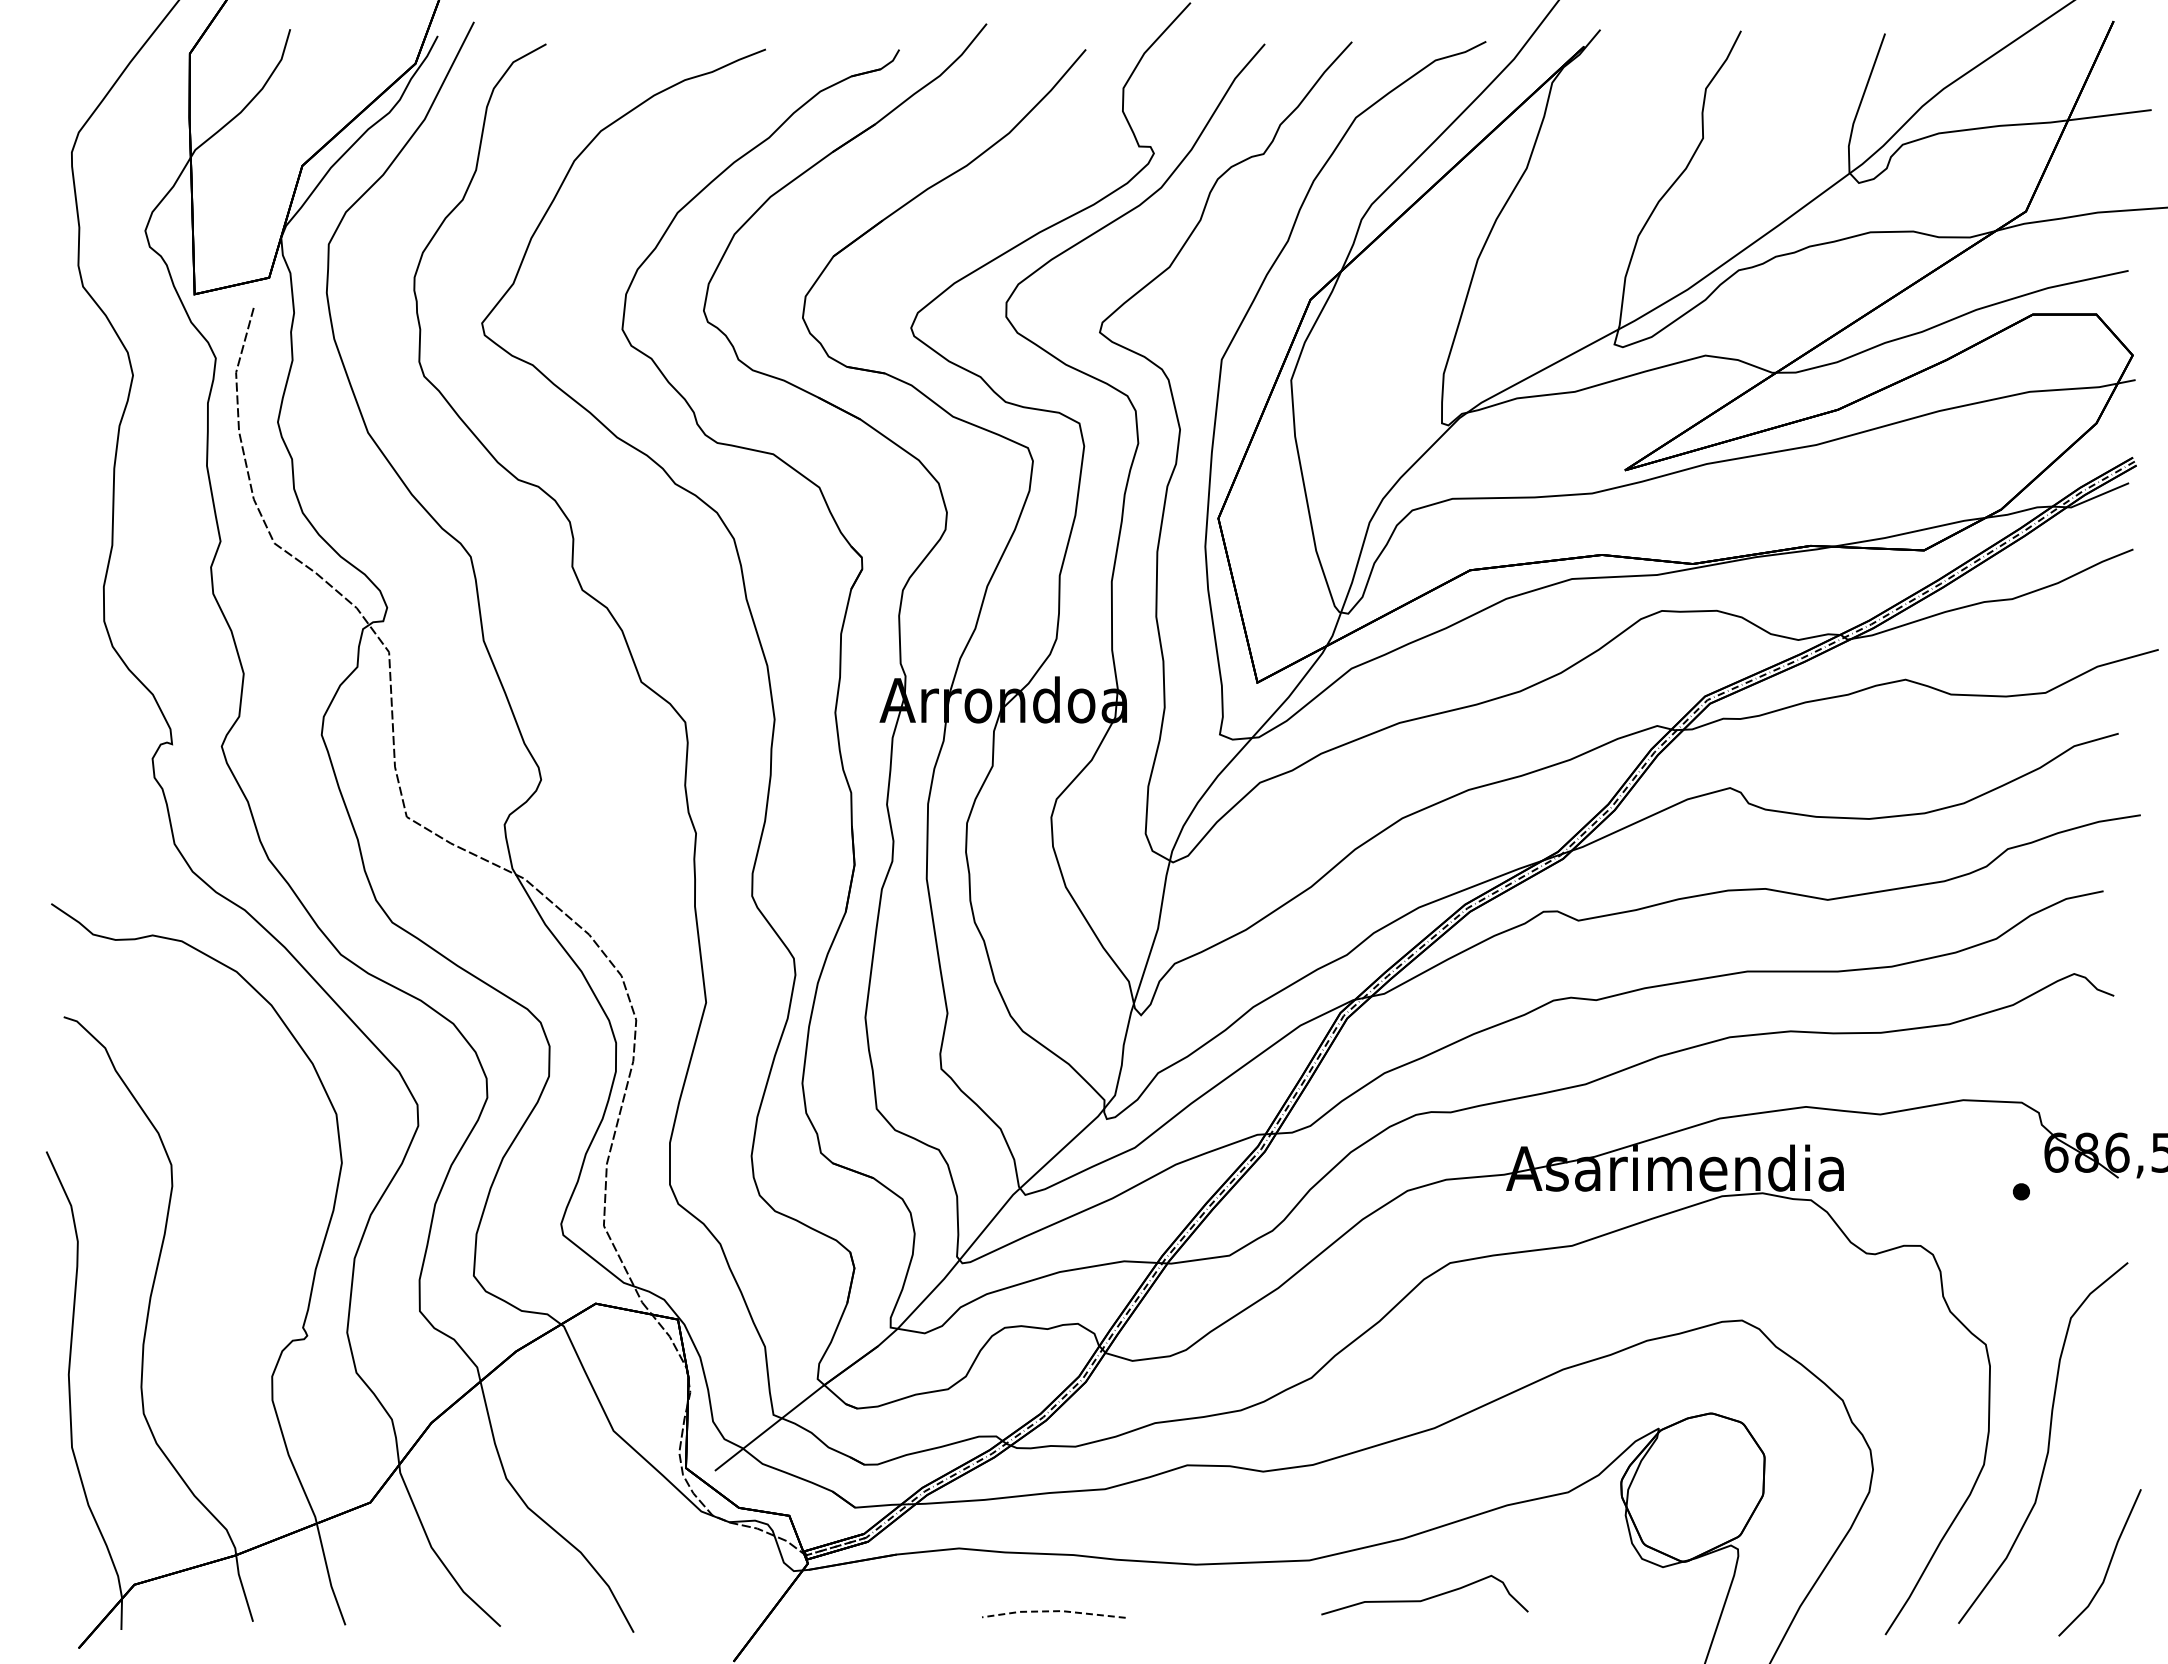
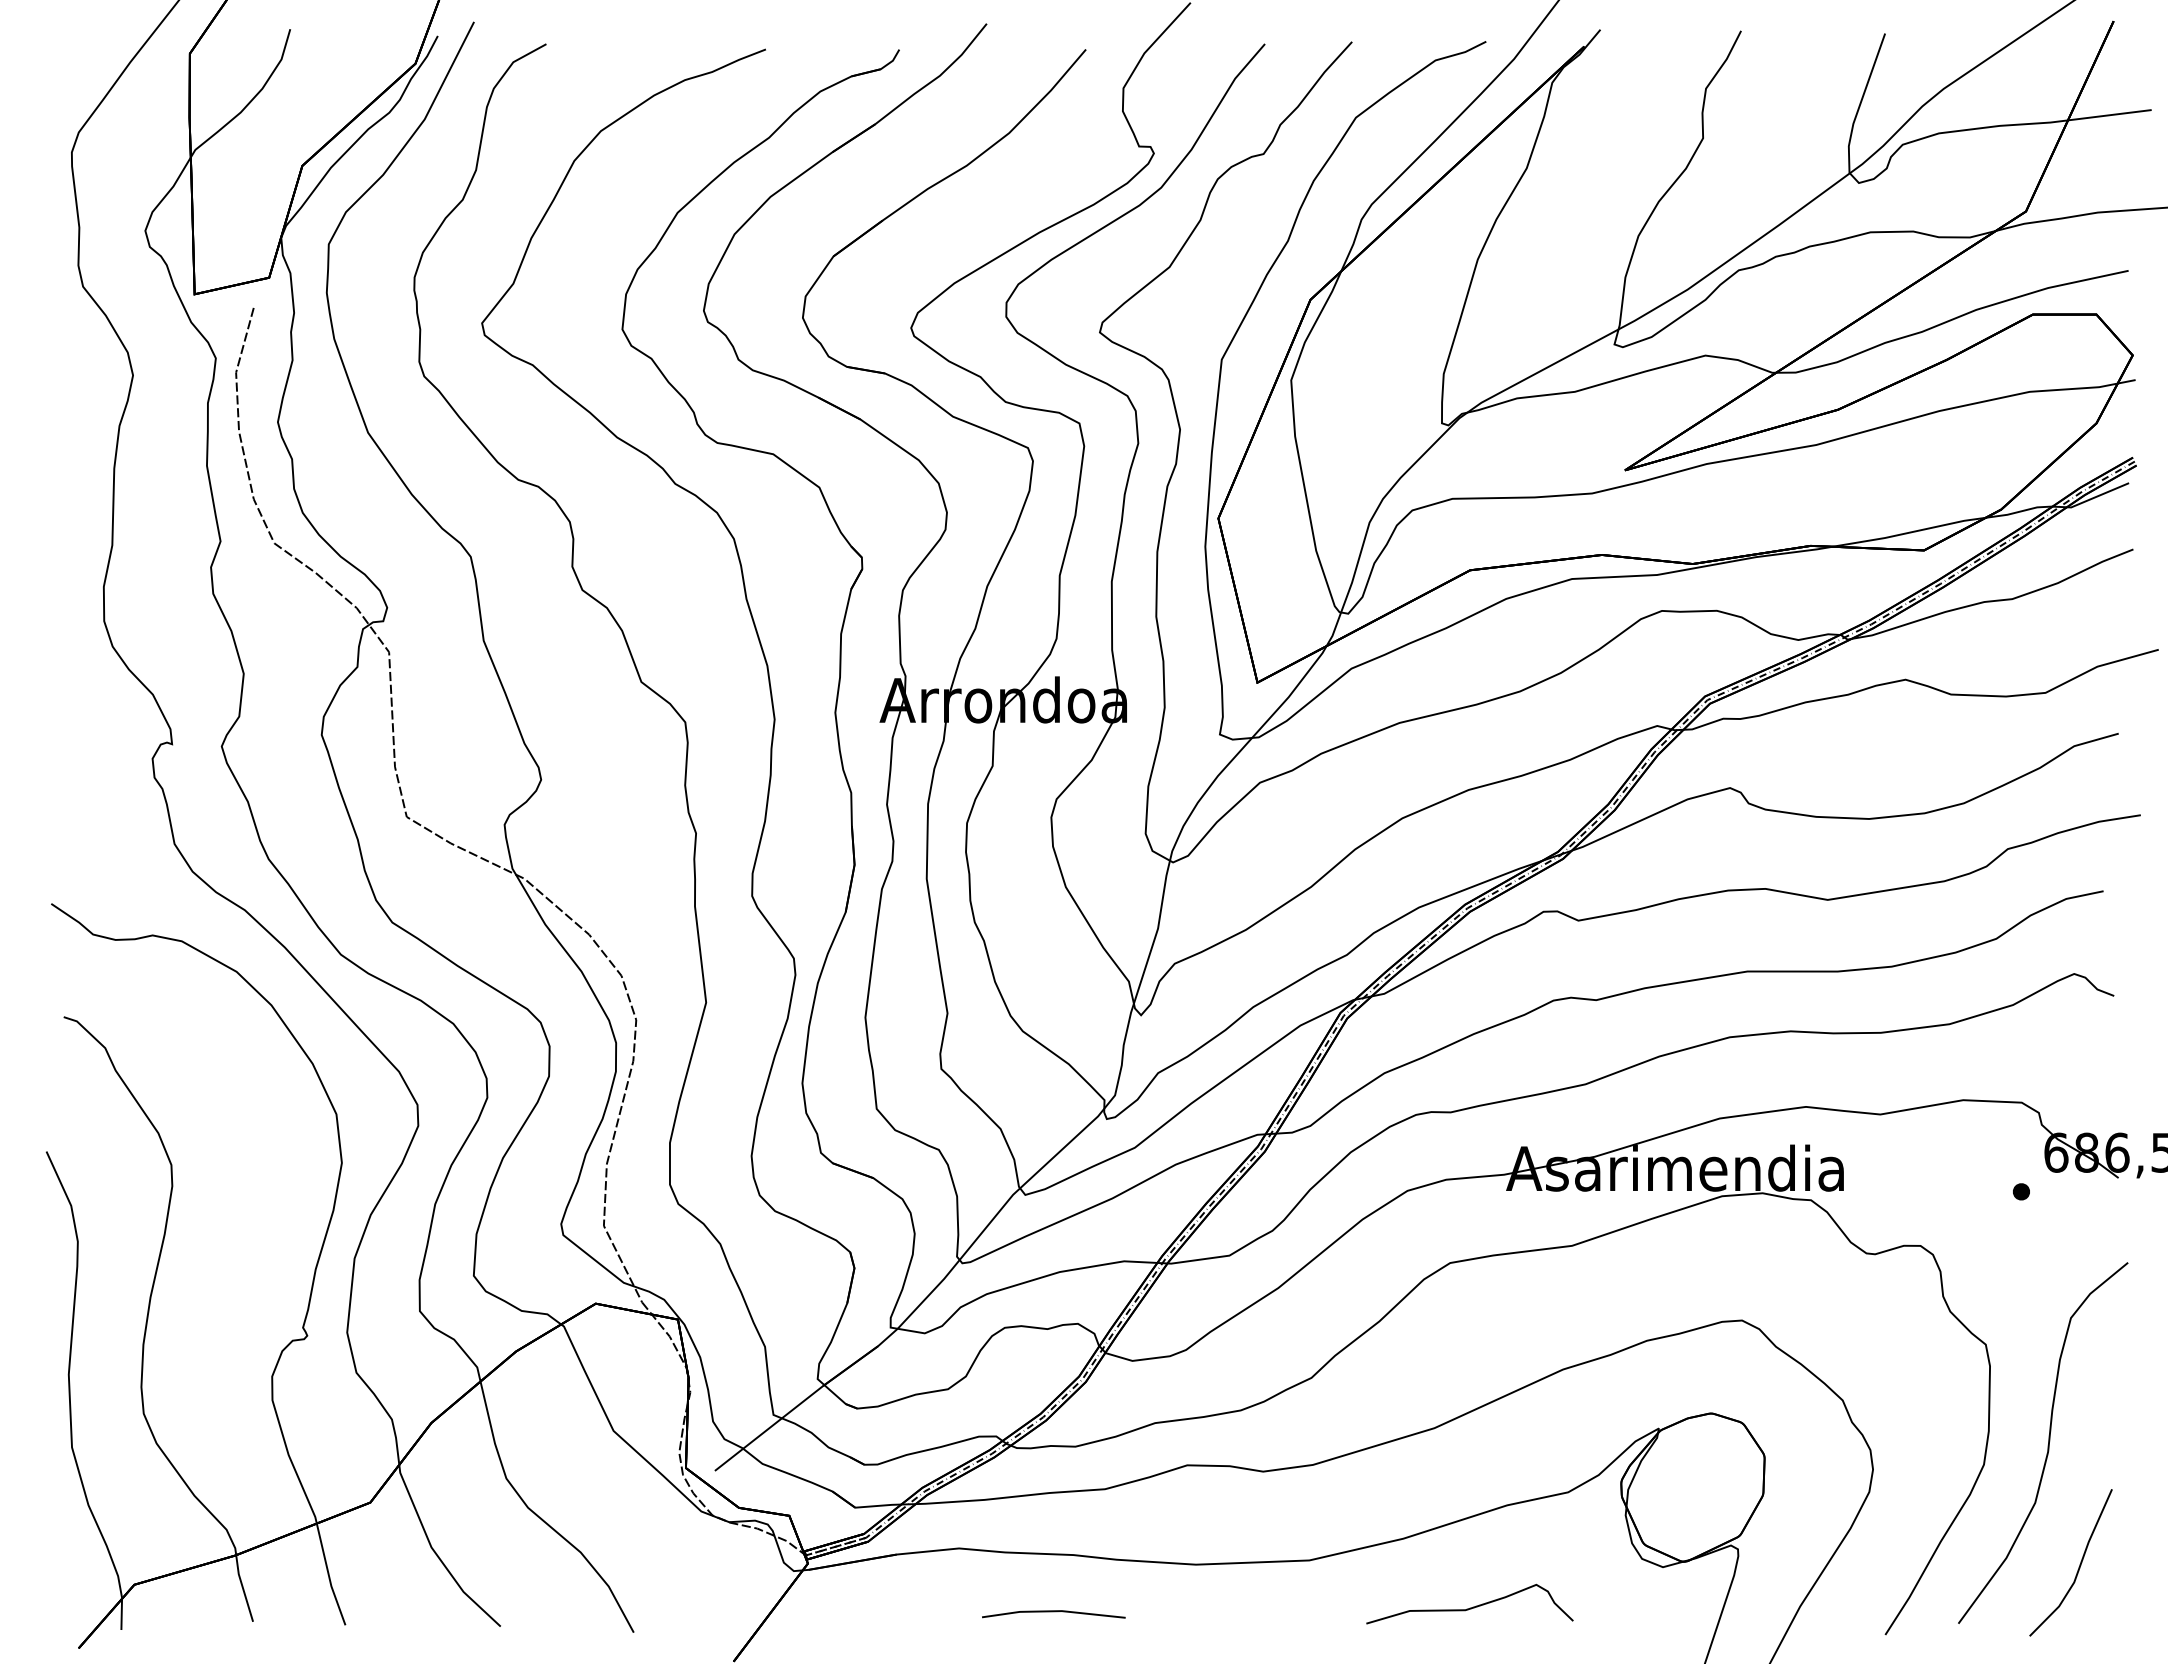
line position: (2108, 1564) -> (2079, 1564) (2079, 1564)
curve position: (1425, 1598) -> (1470, 1607) (1470, 1607)
line: dashed -> solid (1053, 1611)
